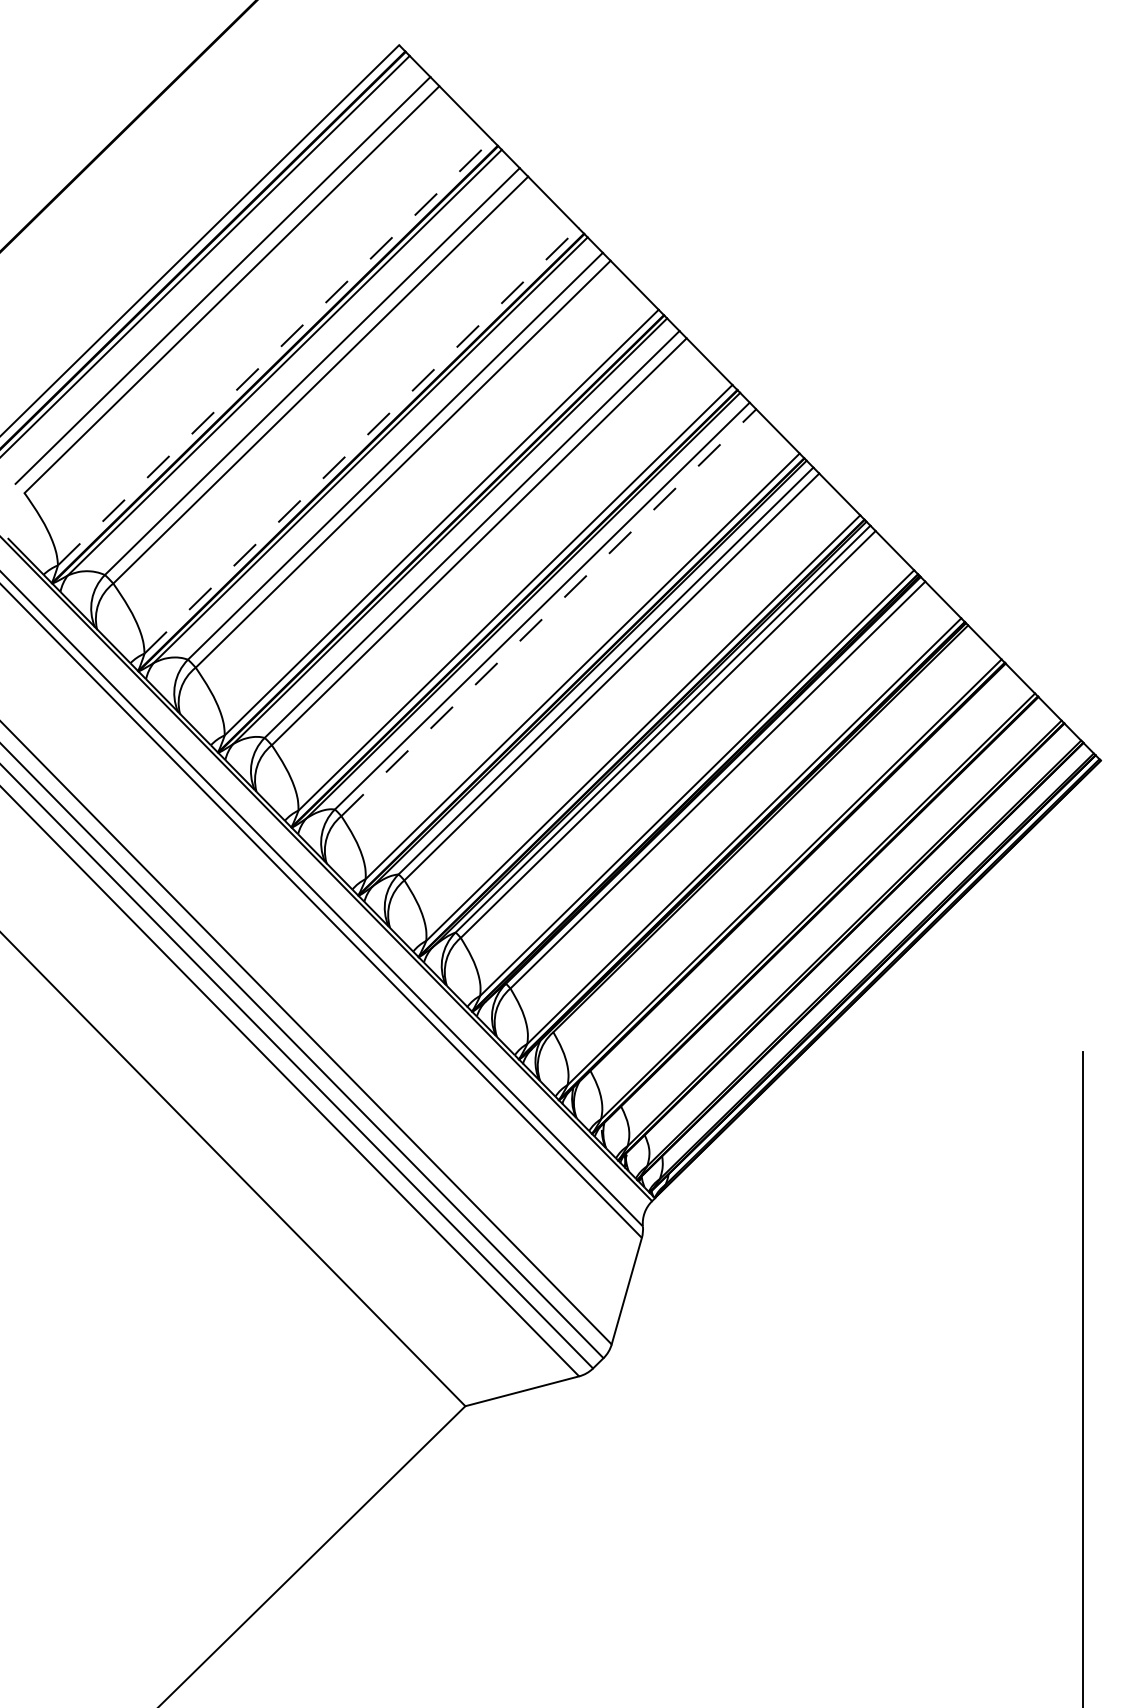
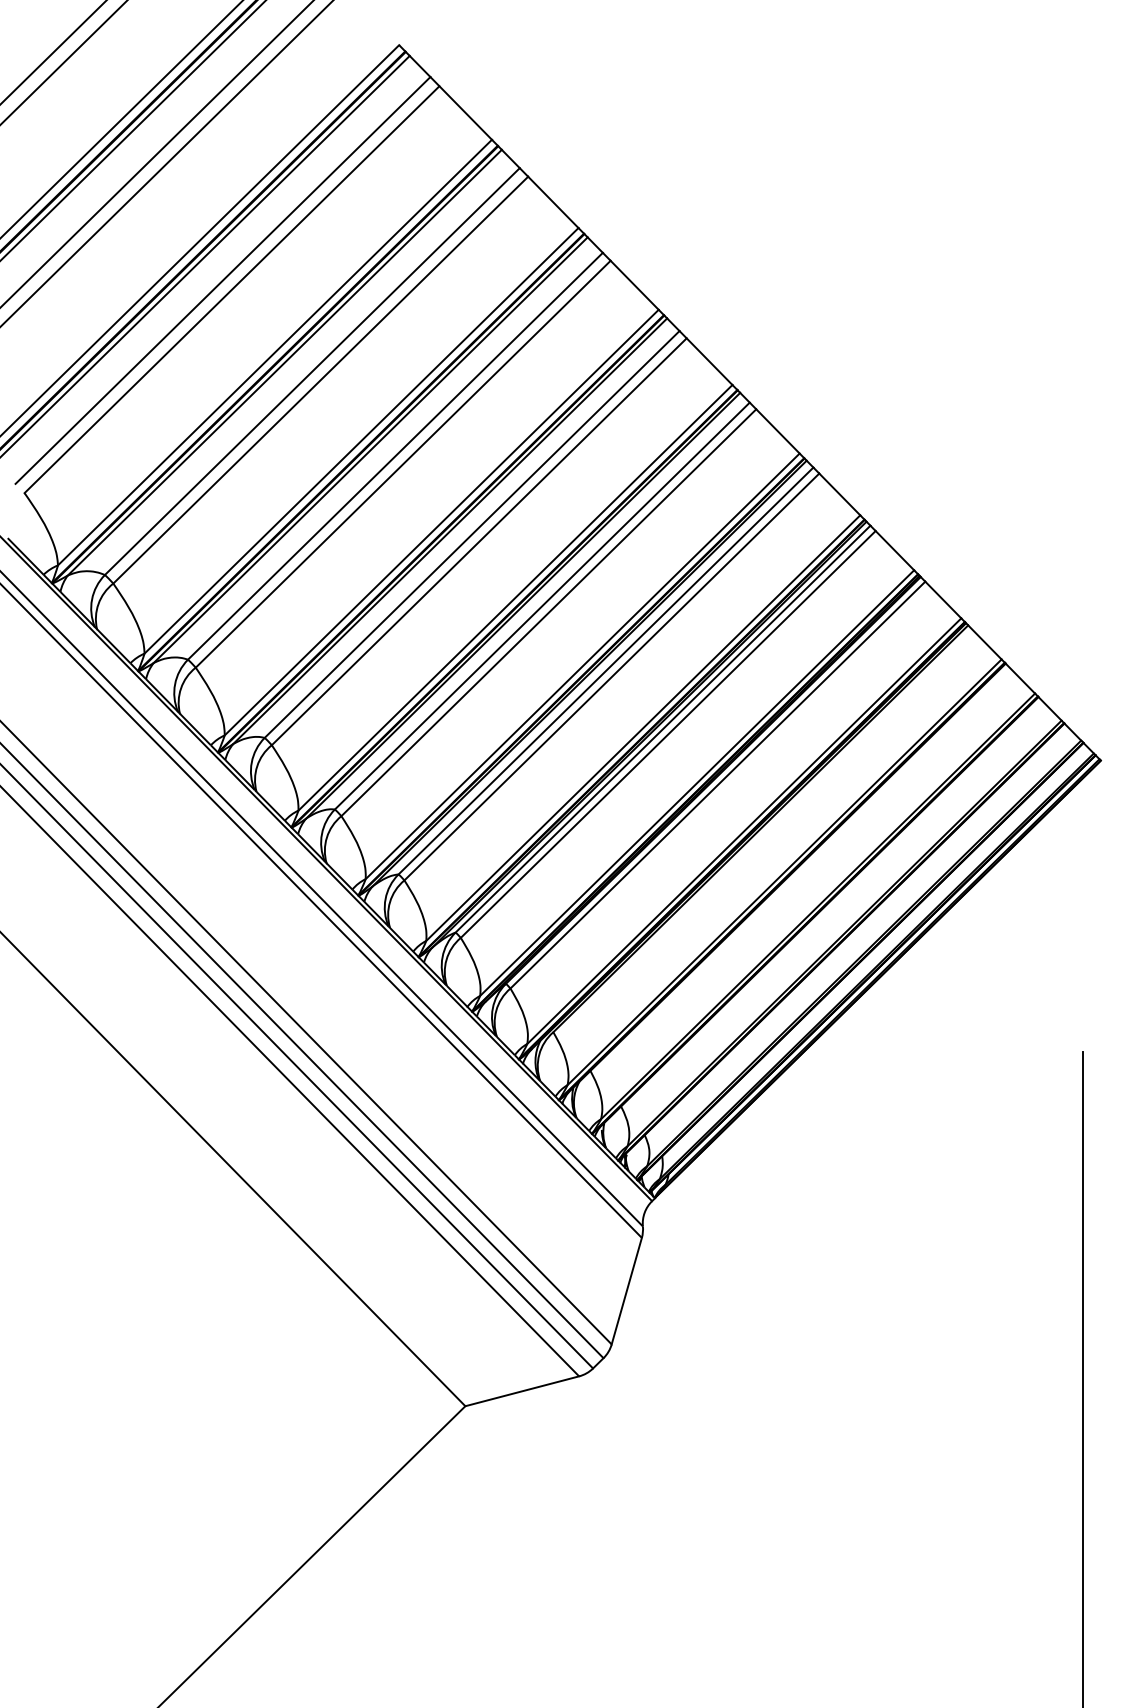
line: none -> present (53, 52)
line: none -> present (63, 62)
line: none -> present (121, 119)
line: none -> present (133, 130)
line: none -> present (157, 154)
line: none -> present (166, 163)
line: dashed -> solid (275, 352)
line: dashed -> solid (361, 440)
line: dashed -> solid (548, 612)
